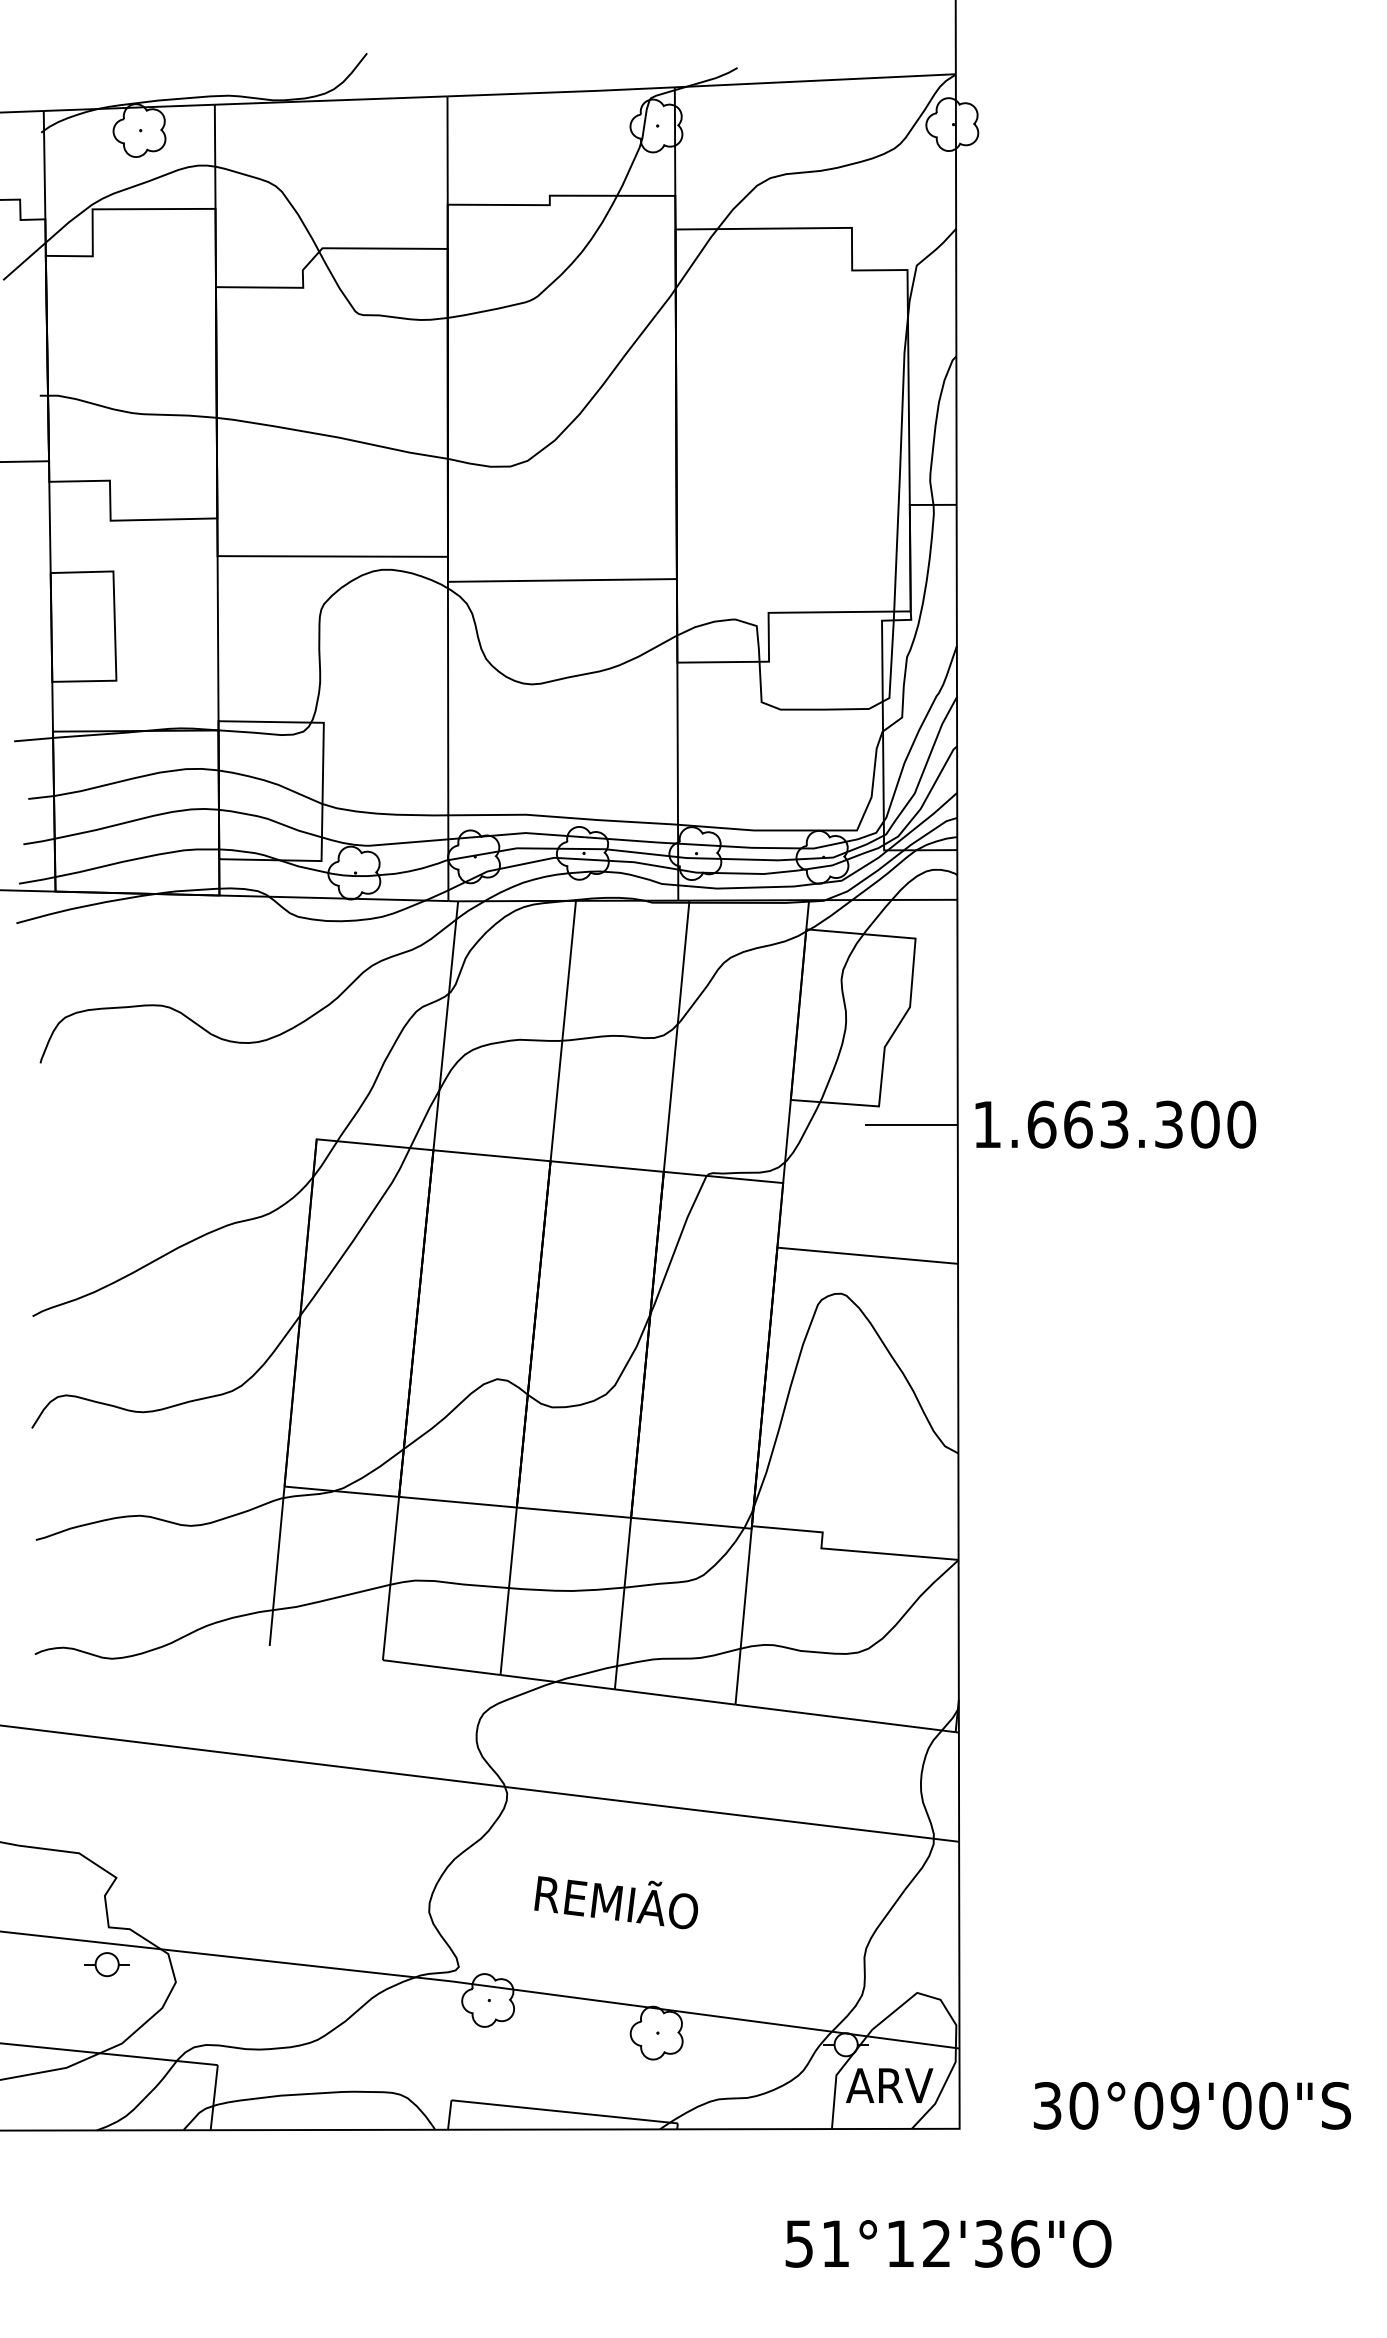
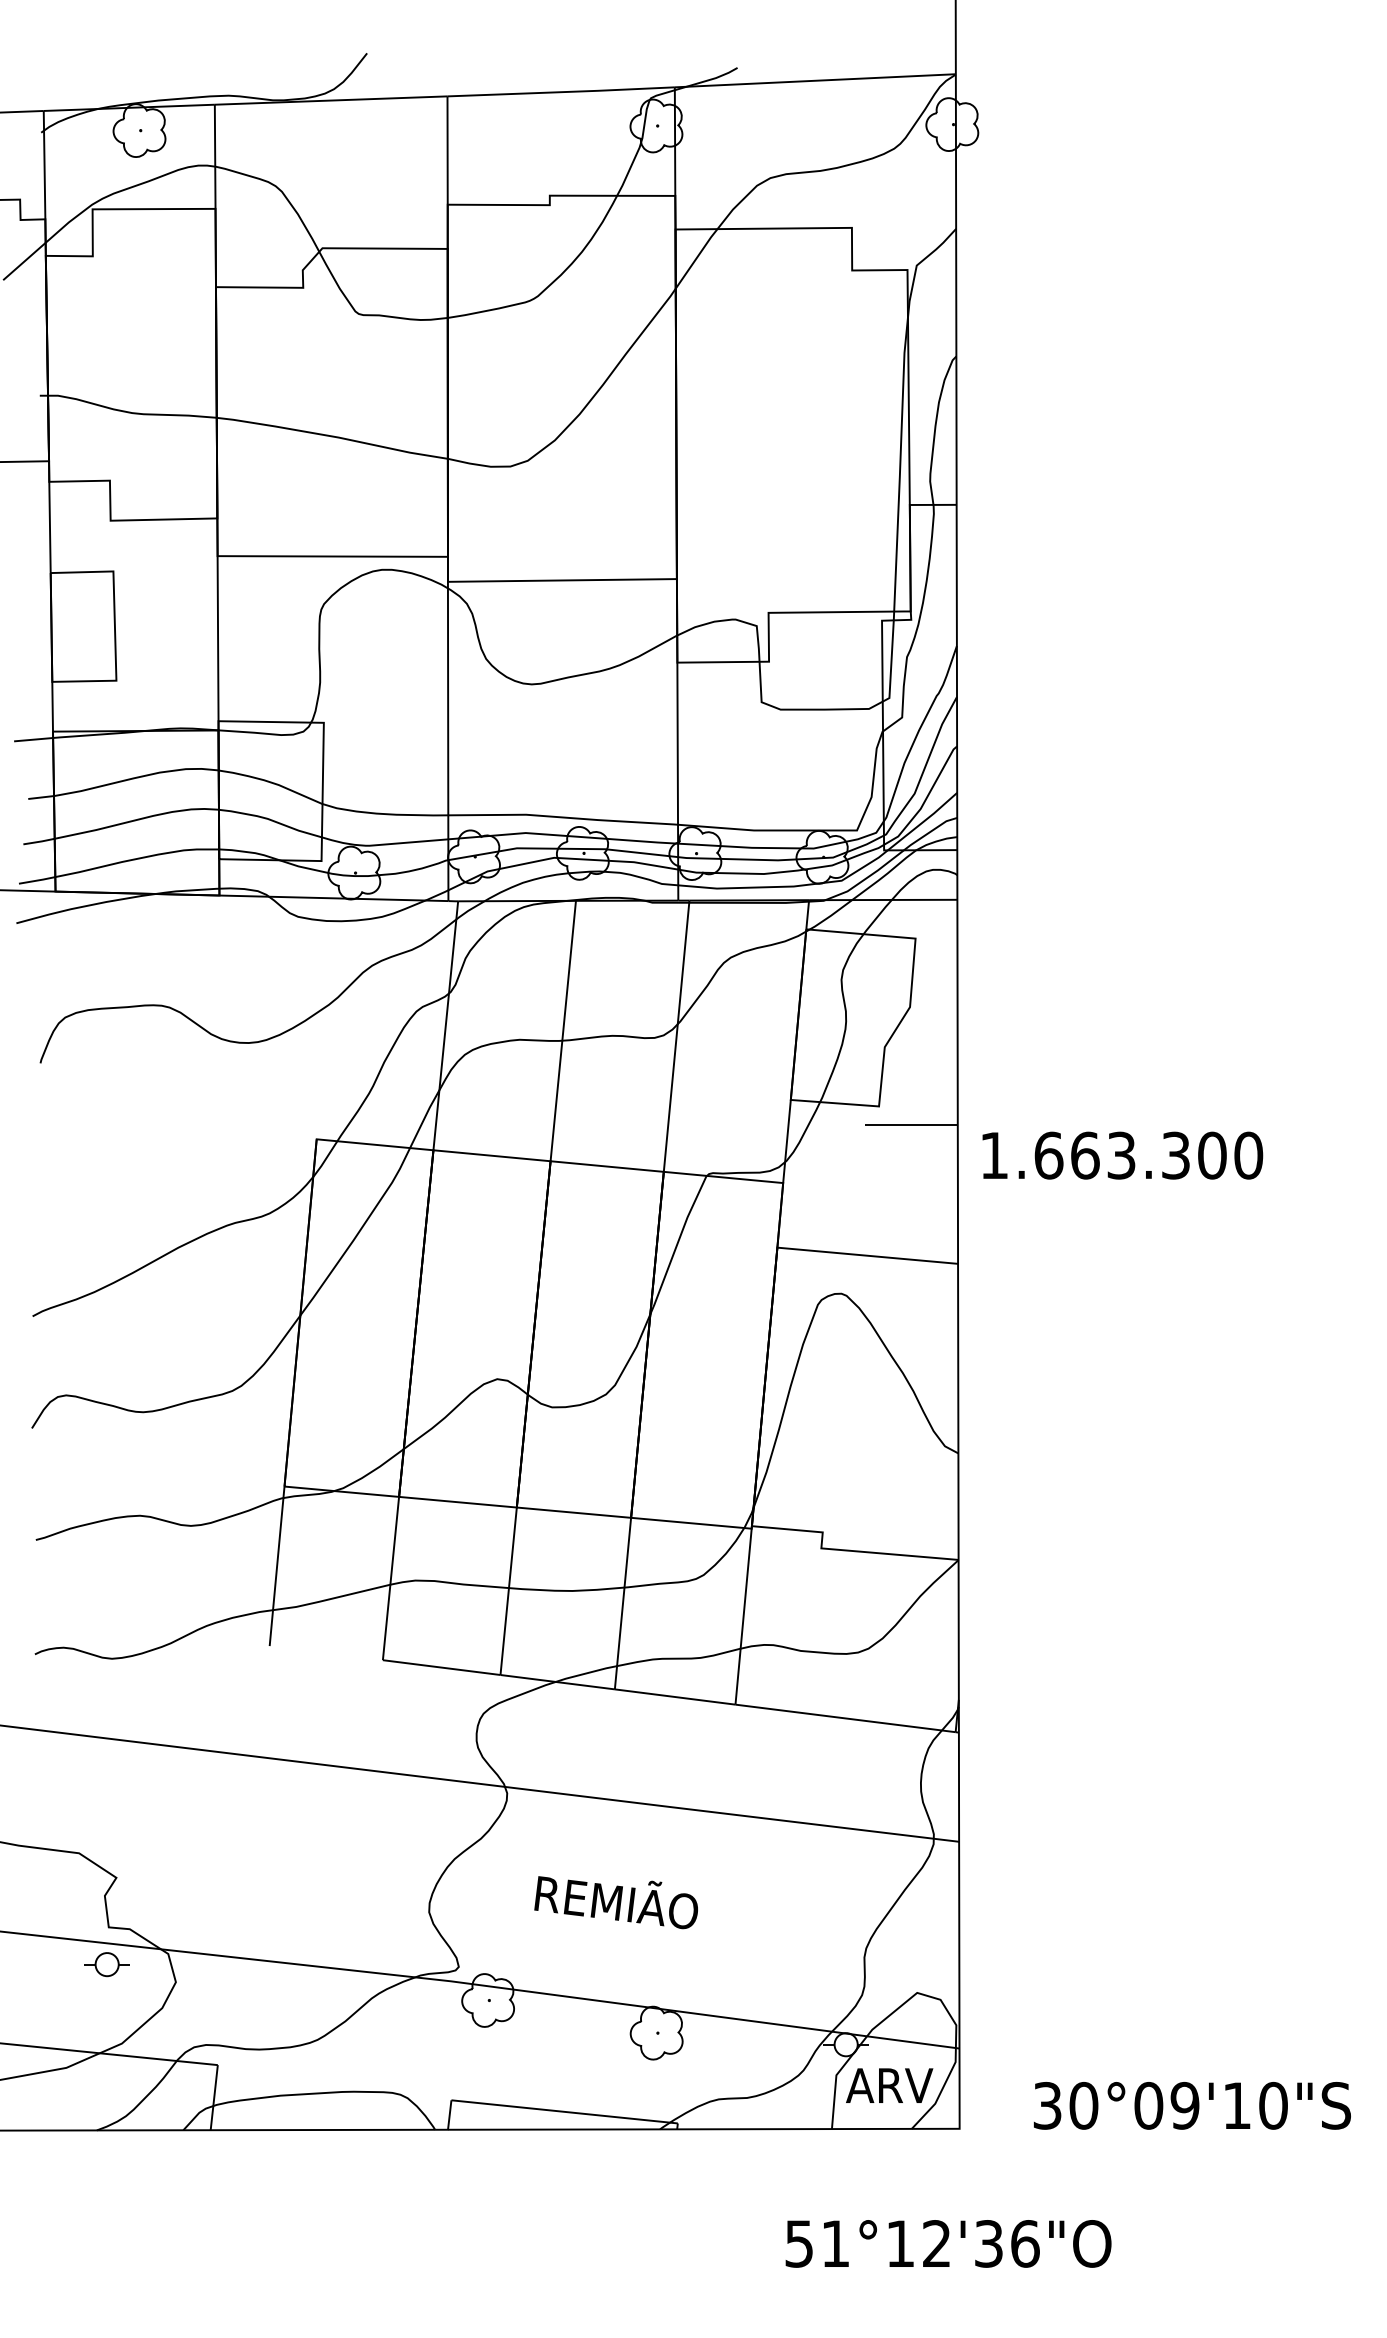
text position: (1115, 1124) -> (1122, 1155) (1122, 1155)
text: 30°09'00"S -> 30°09'10"S (1236, 2105)
